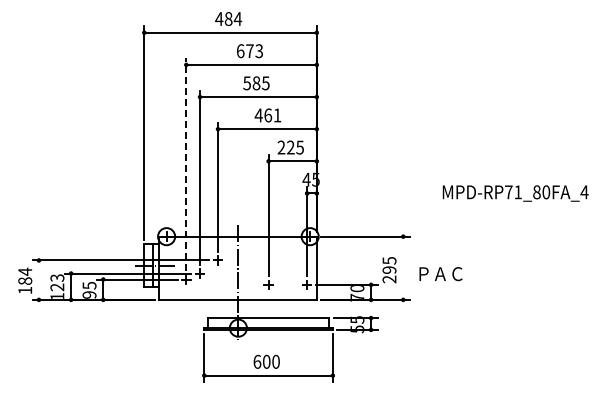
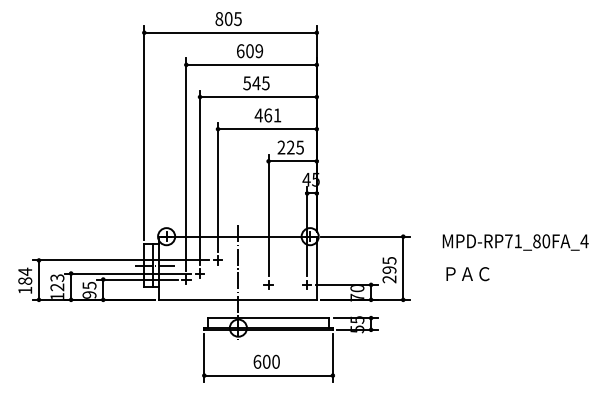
text: 484 -> 805 (228, 19)
text: 673 -> 609 (254, 51)
text: 585 -> 545 (256, 83)
line: dashed -> solid (186, 164)
text position: (515, 193) -> (515, 242) (515, 242)
line: none -> present (403, 268)
text position: (440, 274) -> (467, 274) (467, 274)
line: none -> present (38, 279)
